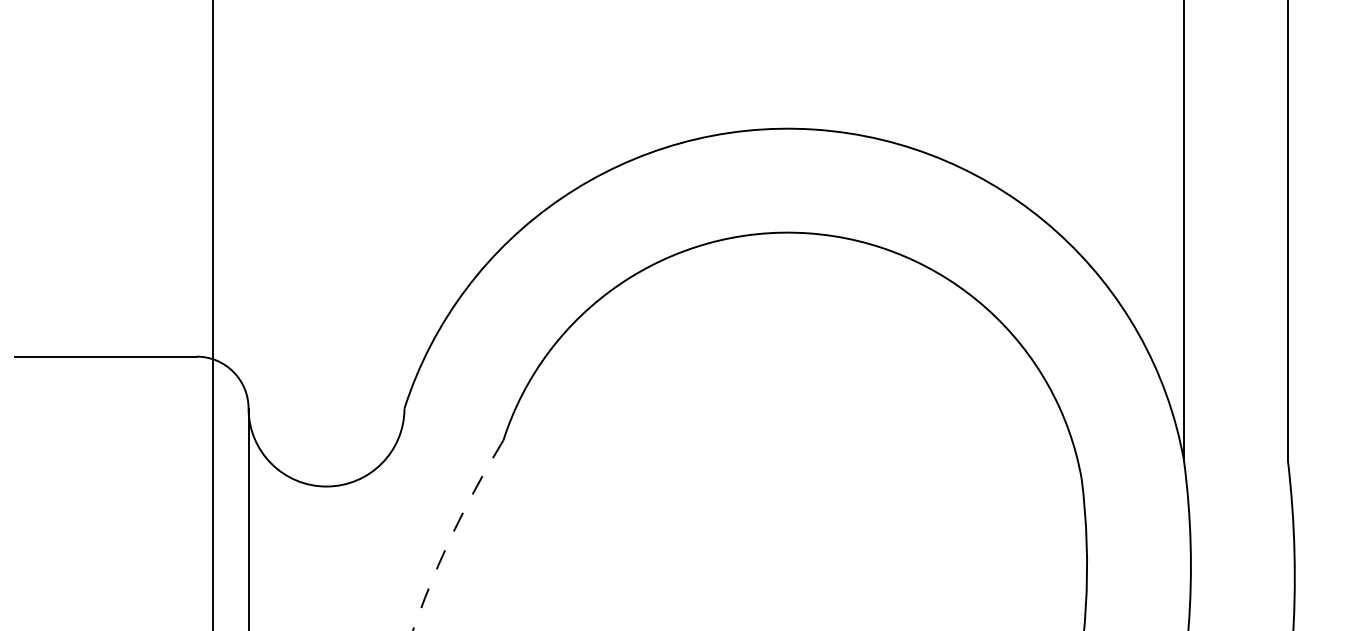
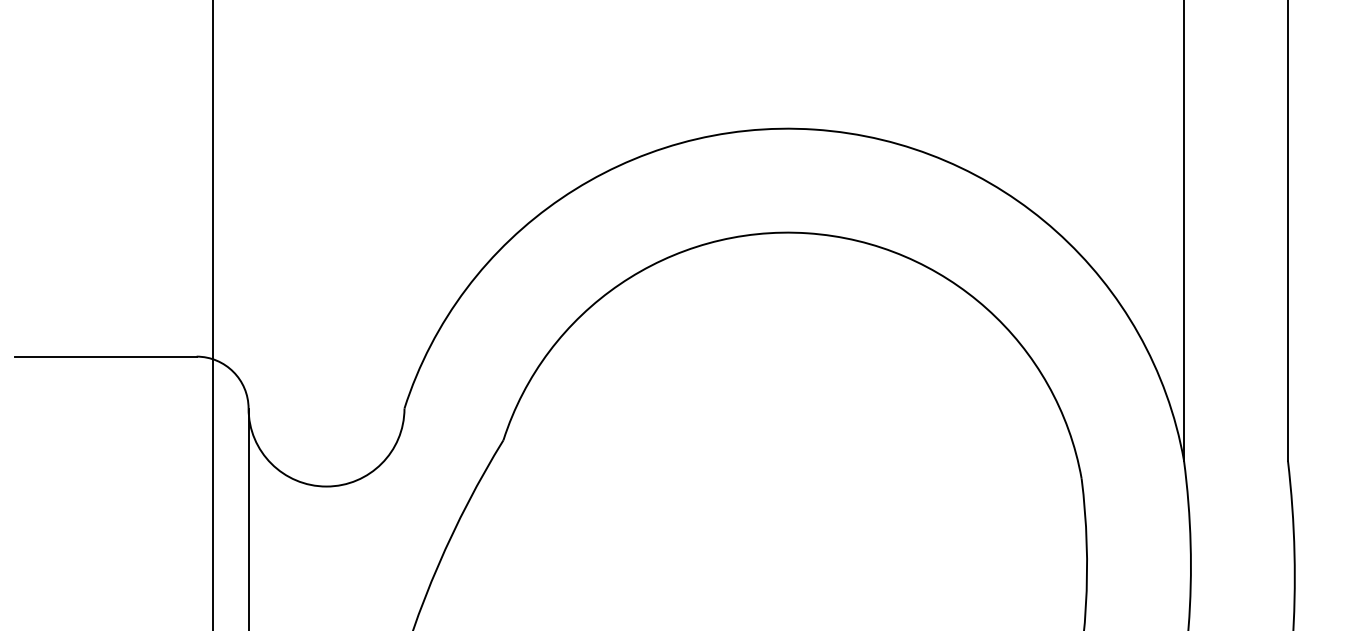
arc: dashed -> solid (452, 533)
